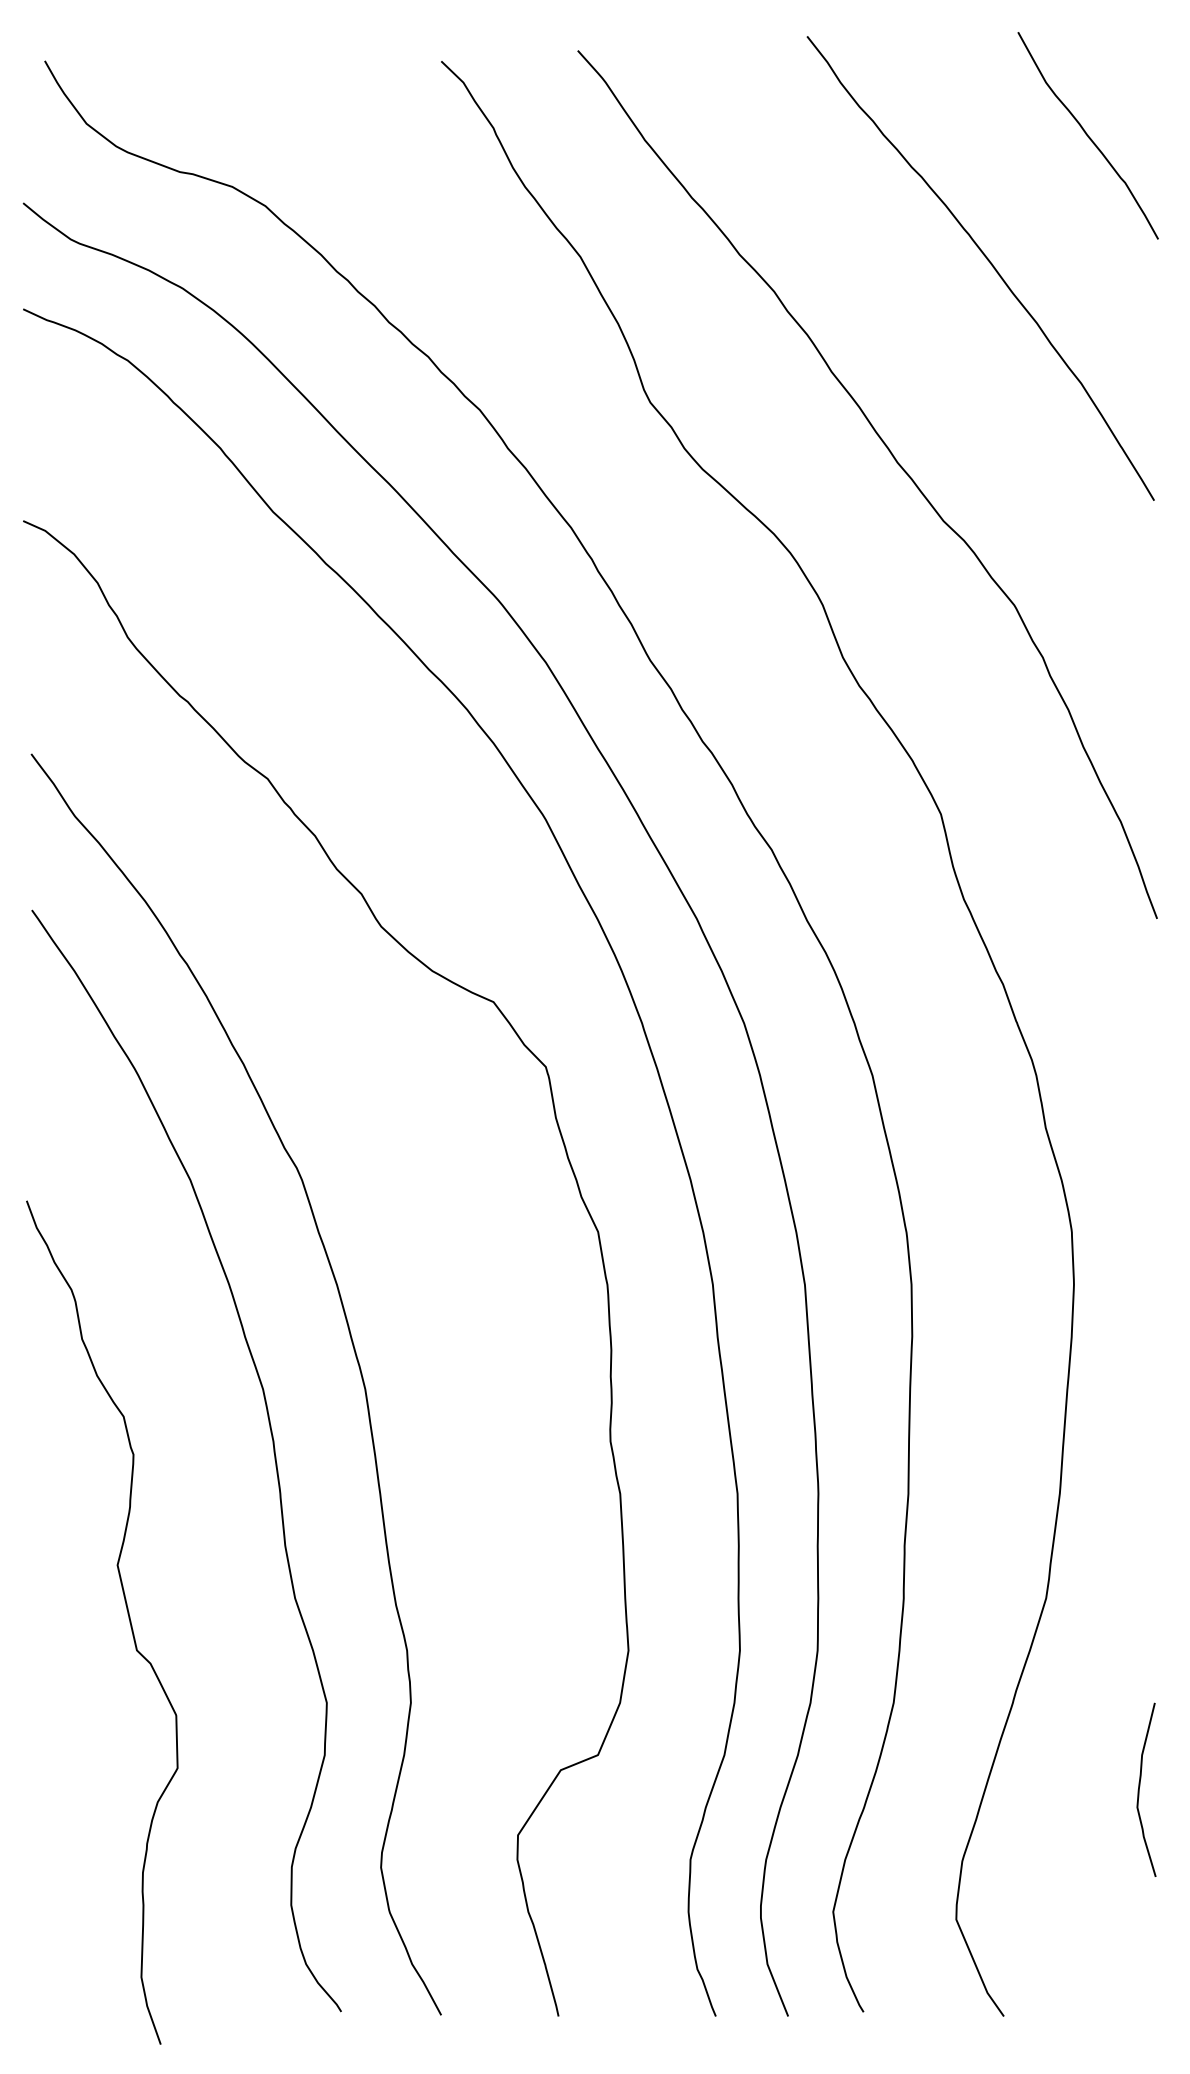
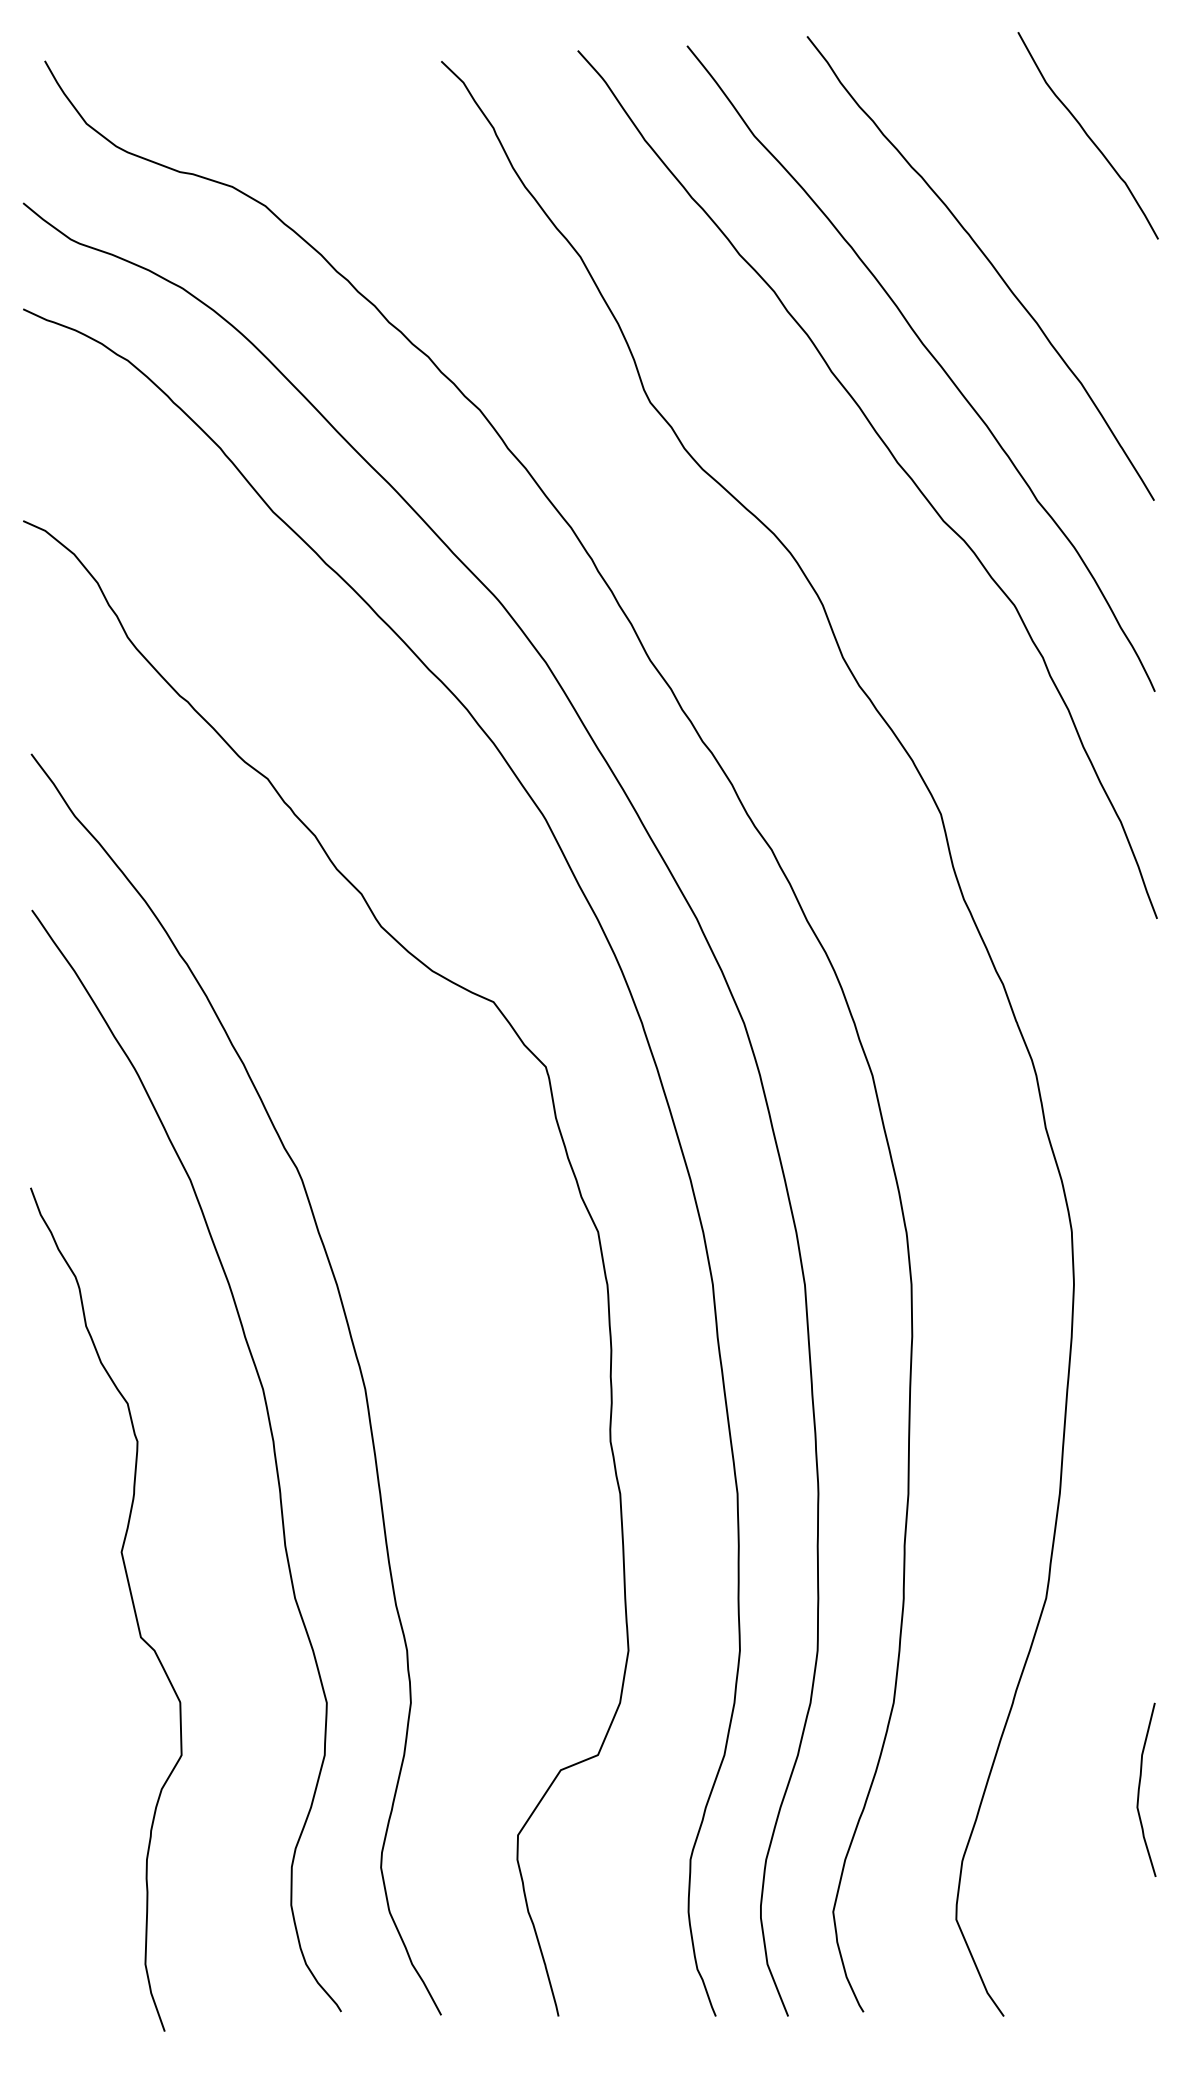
curve: none -> present (931, 356)
curve position: (127, 1614) -> (131, 1601) (131, 1601)
